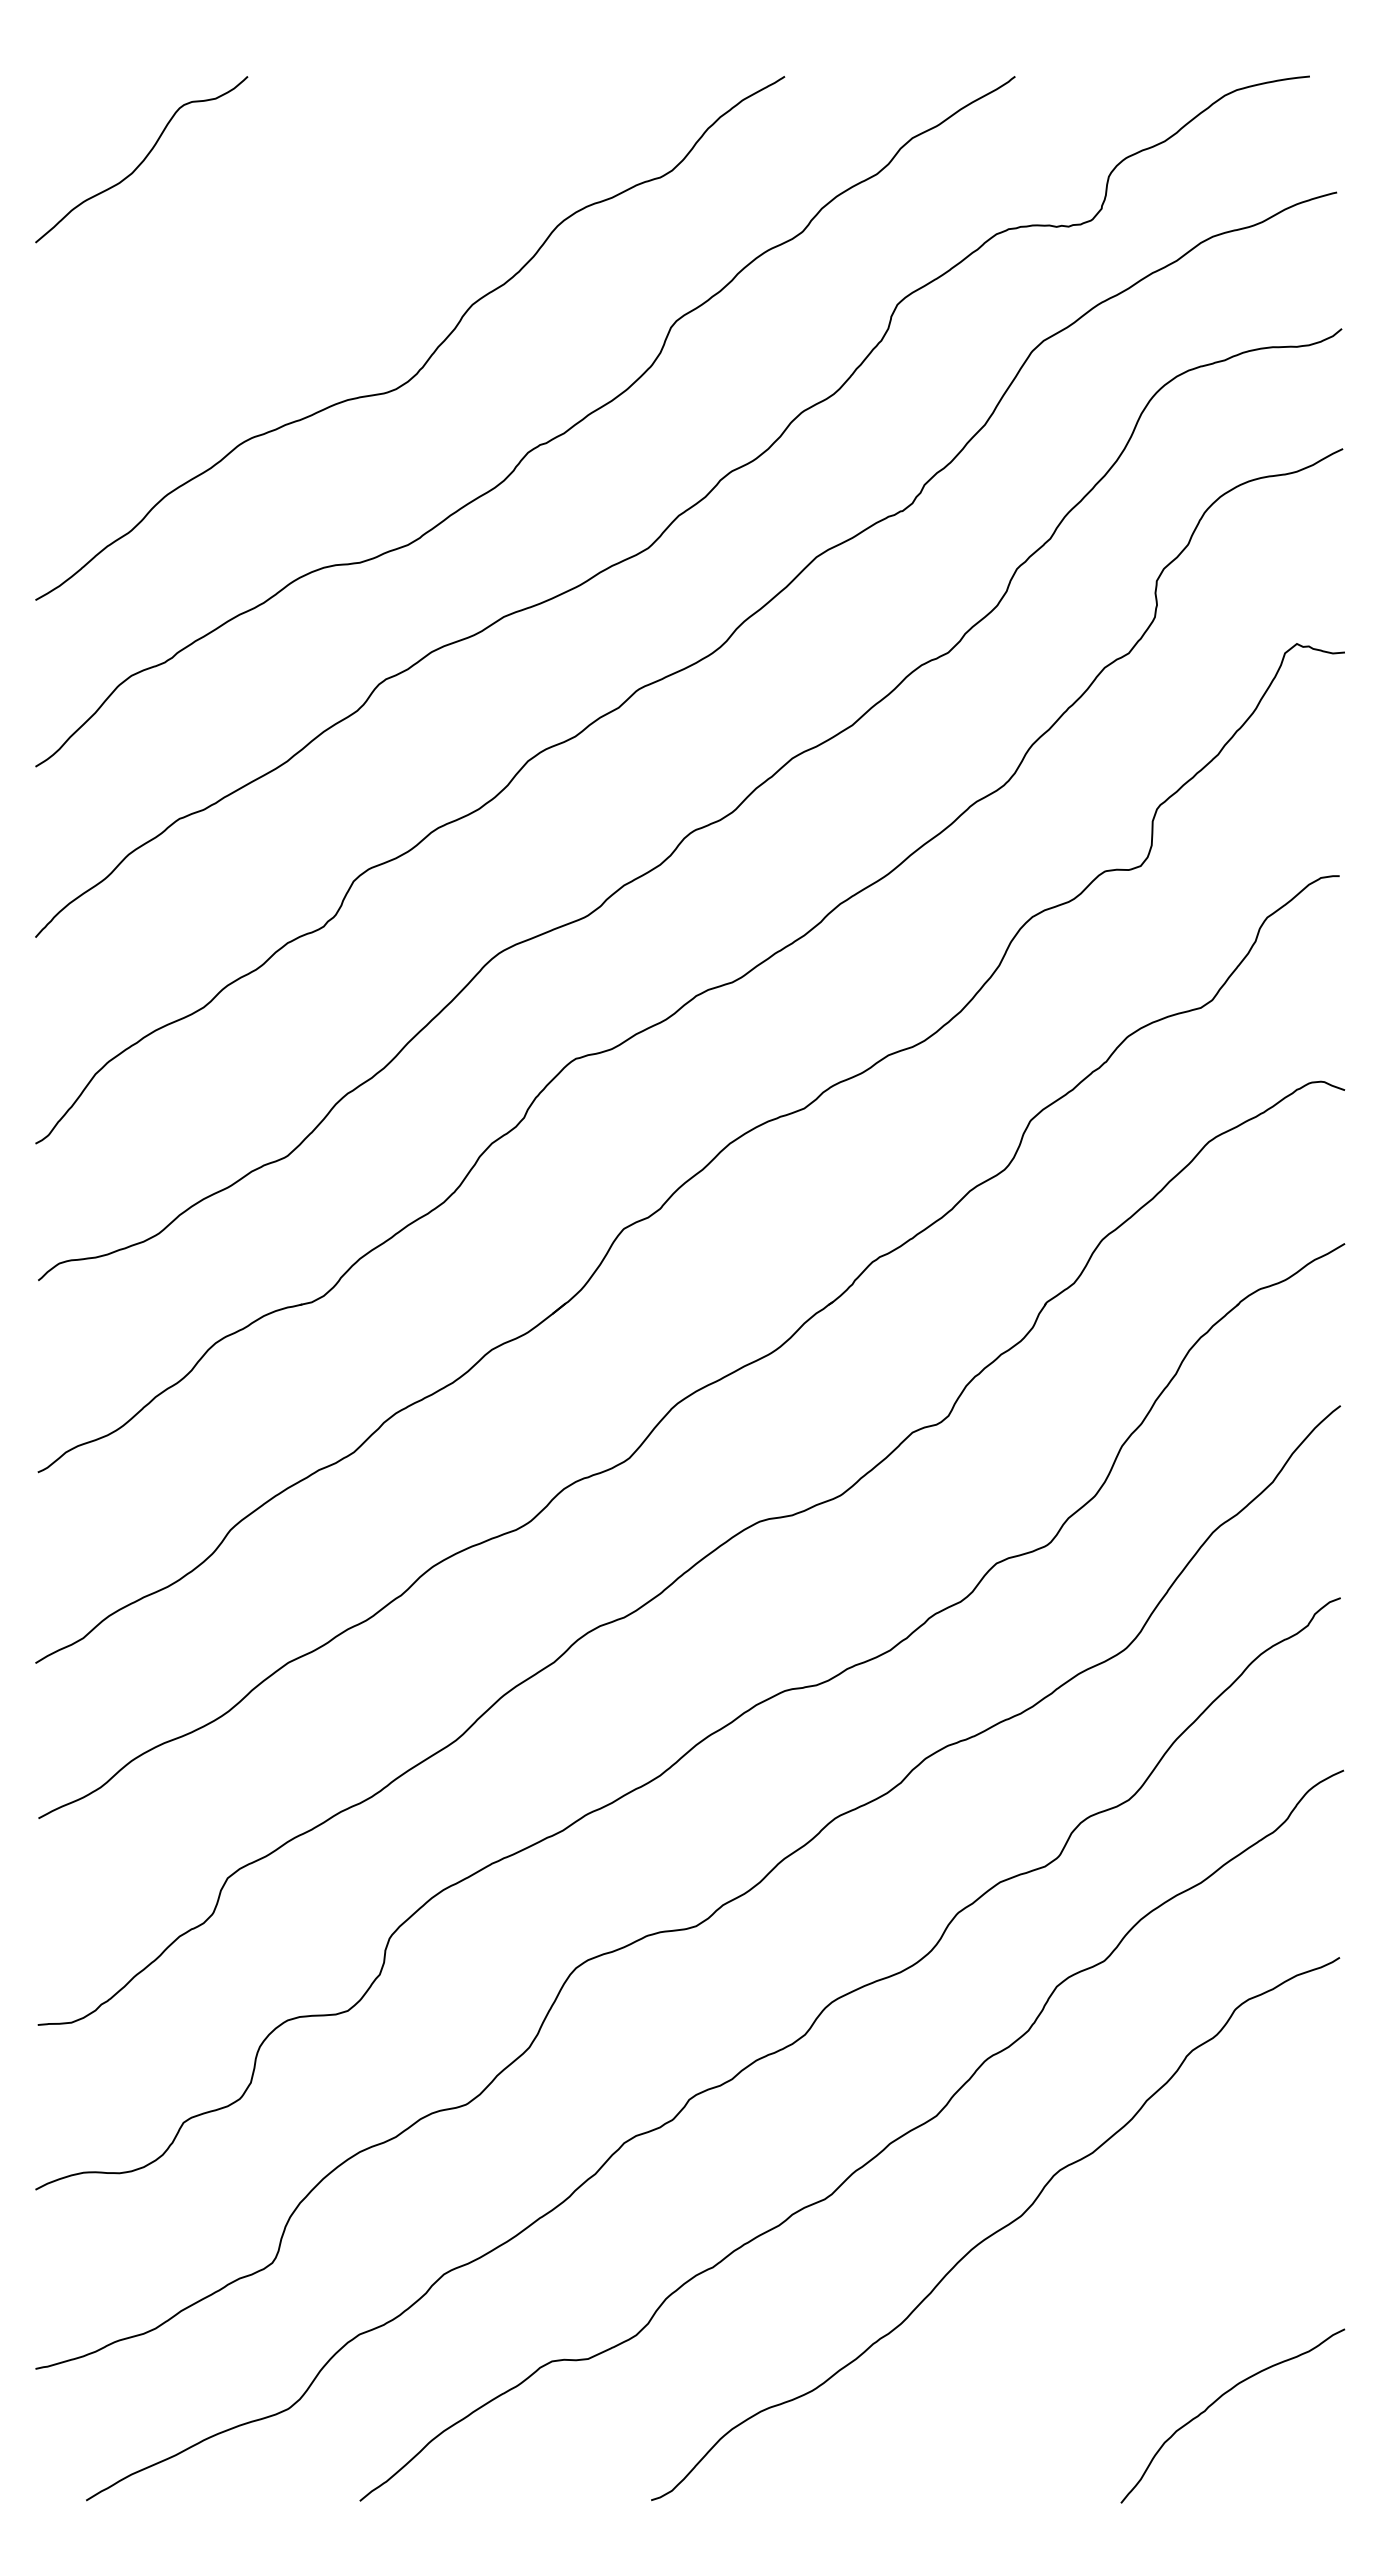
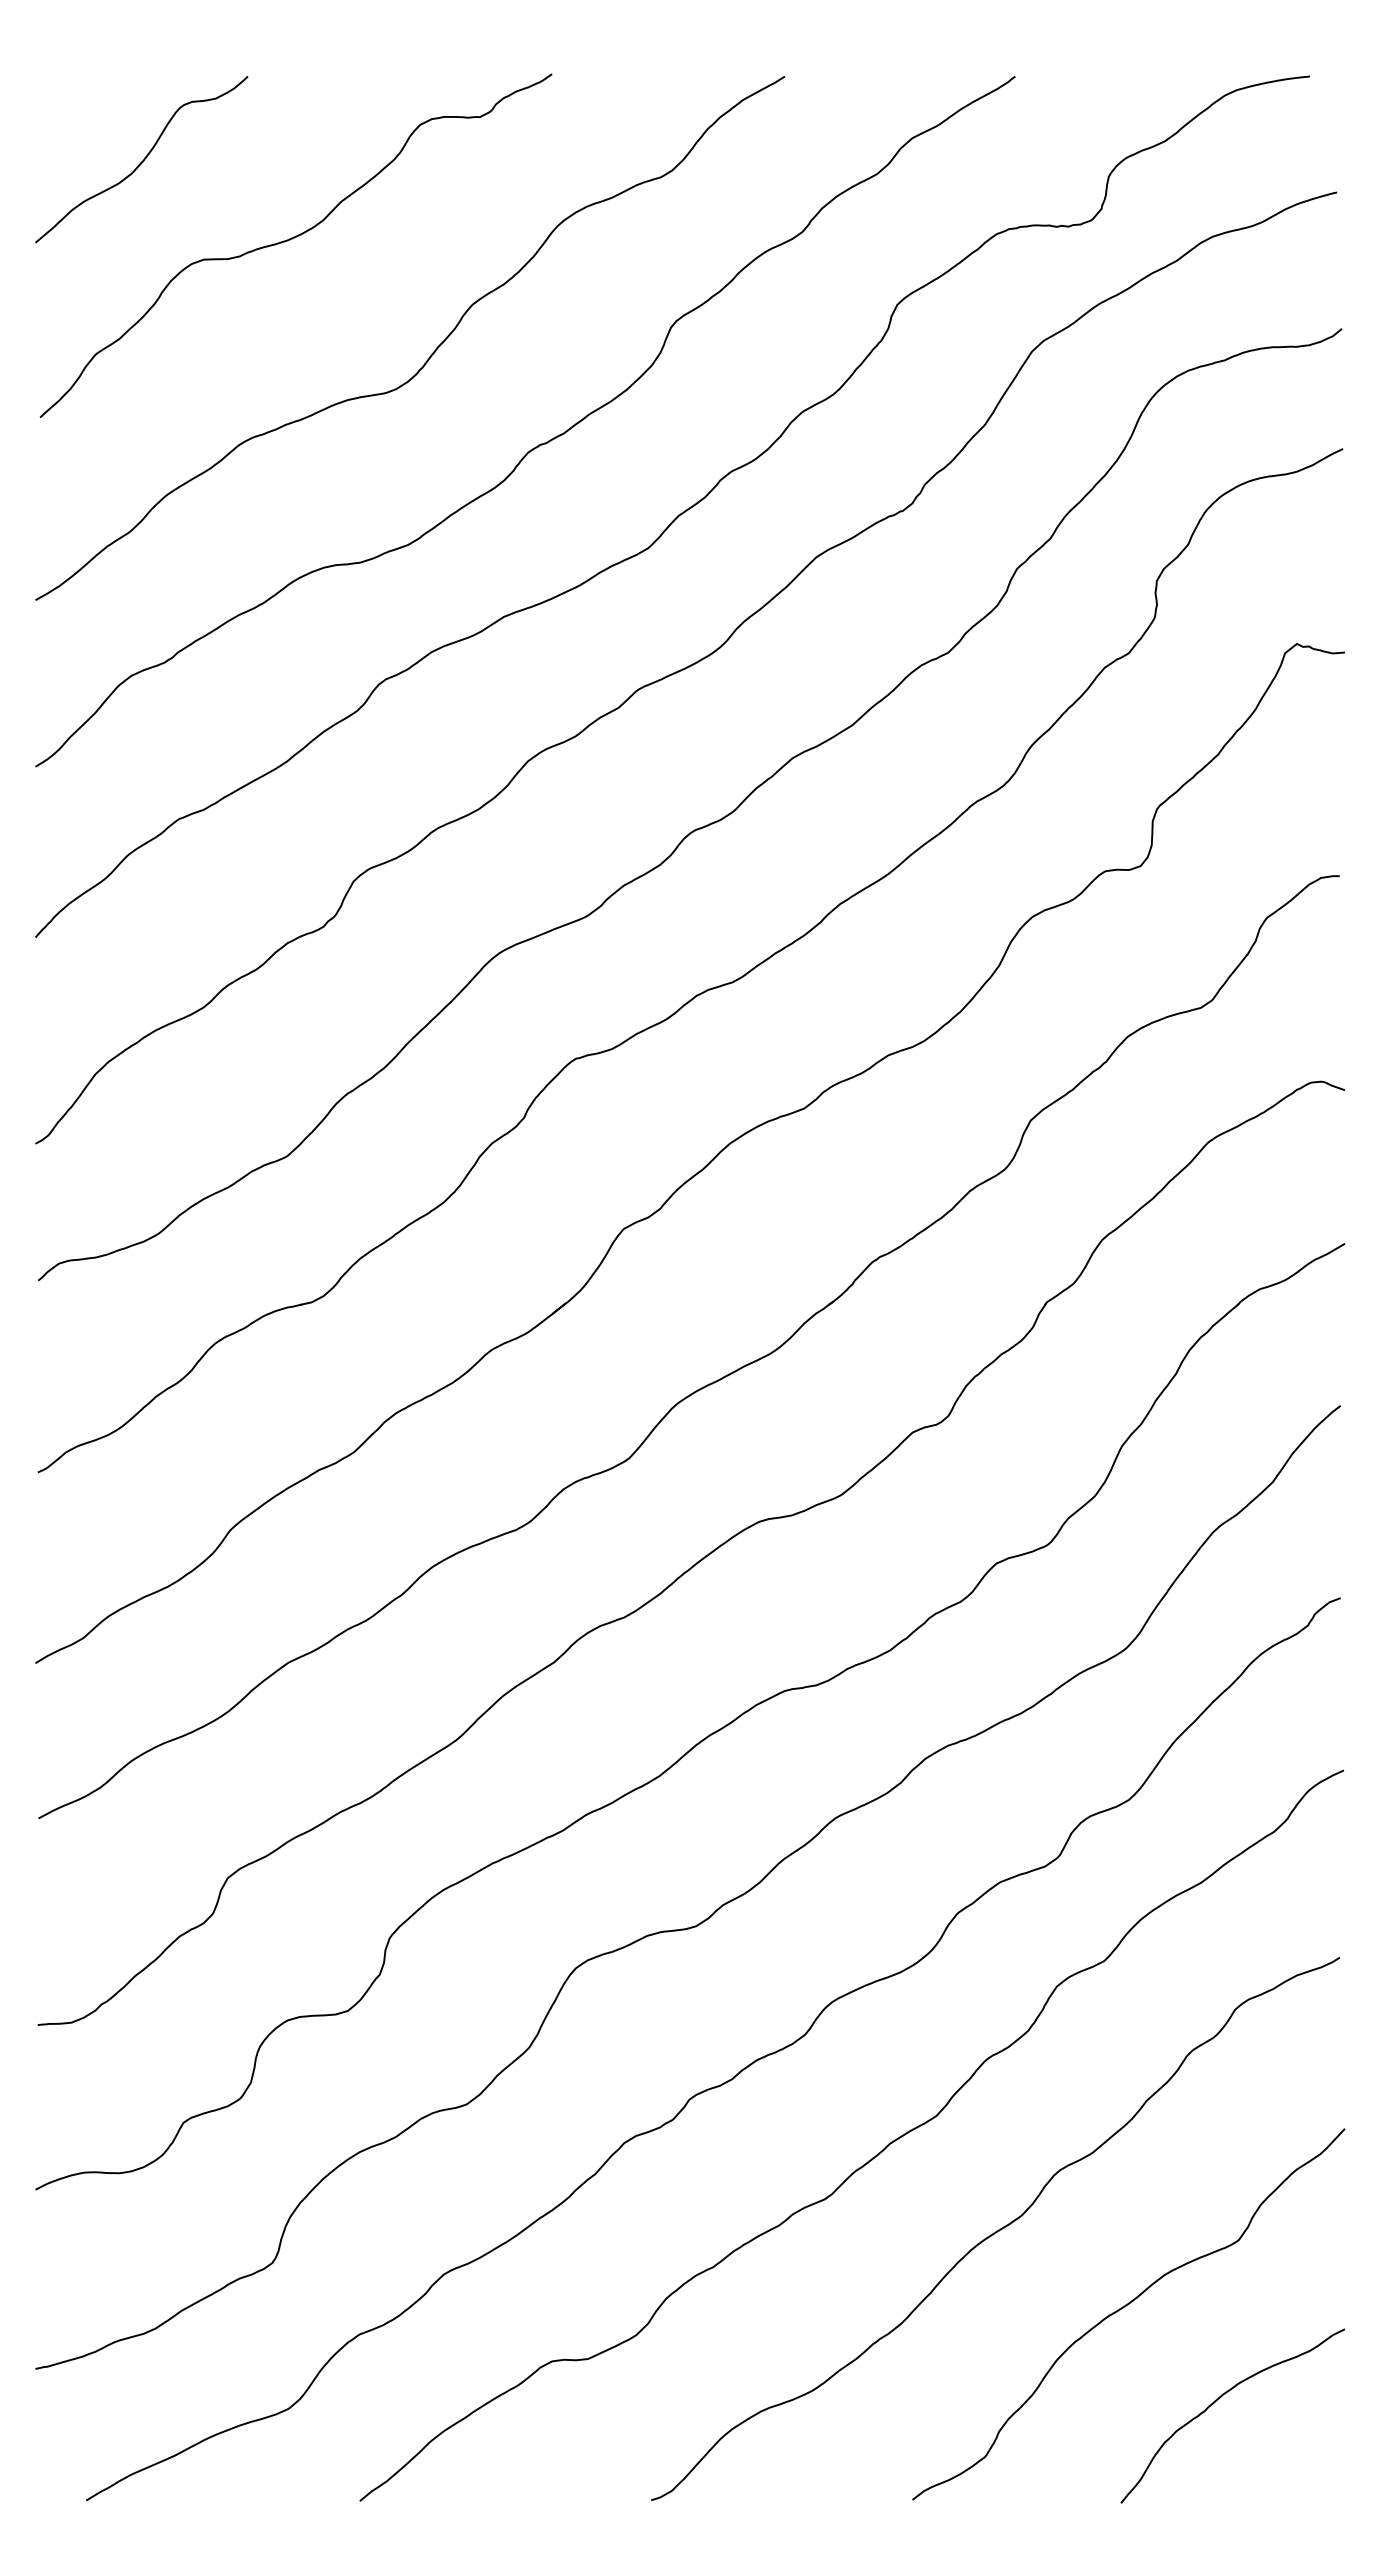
curve: none -> present (292, 239)
curve: none -> present (1123, 2308)
